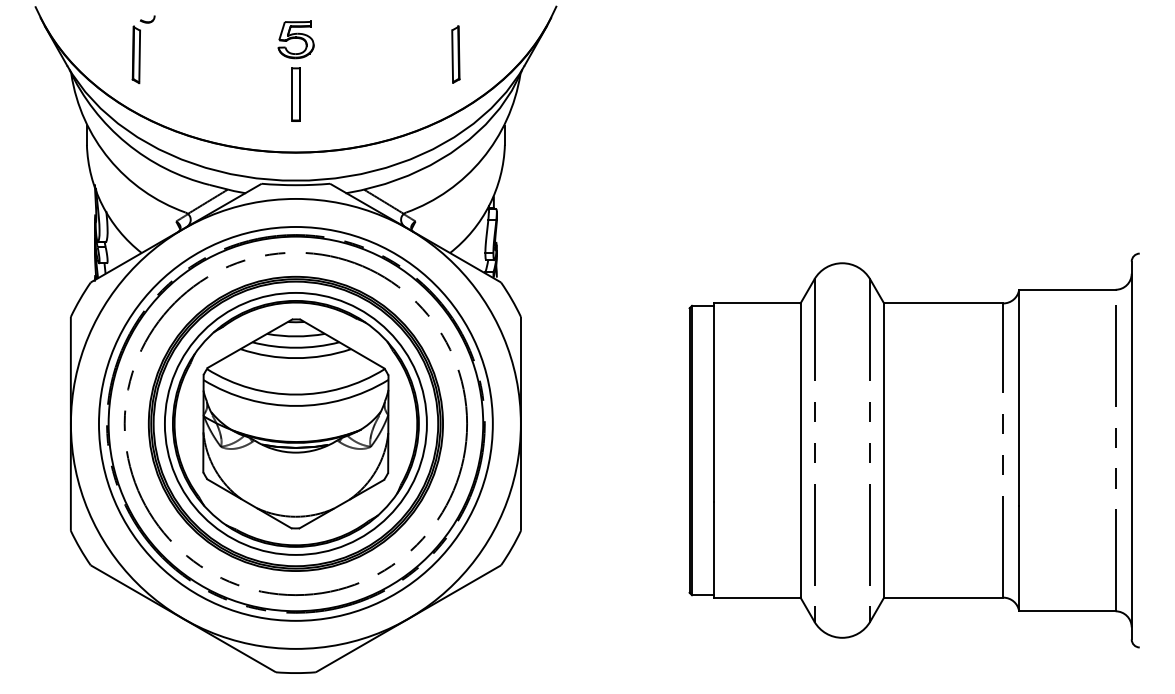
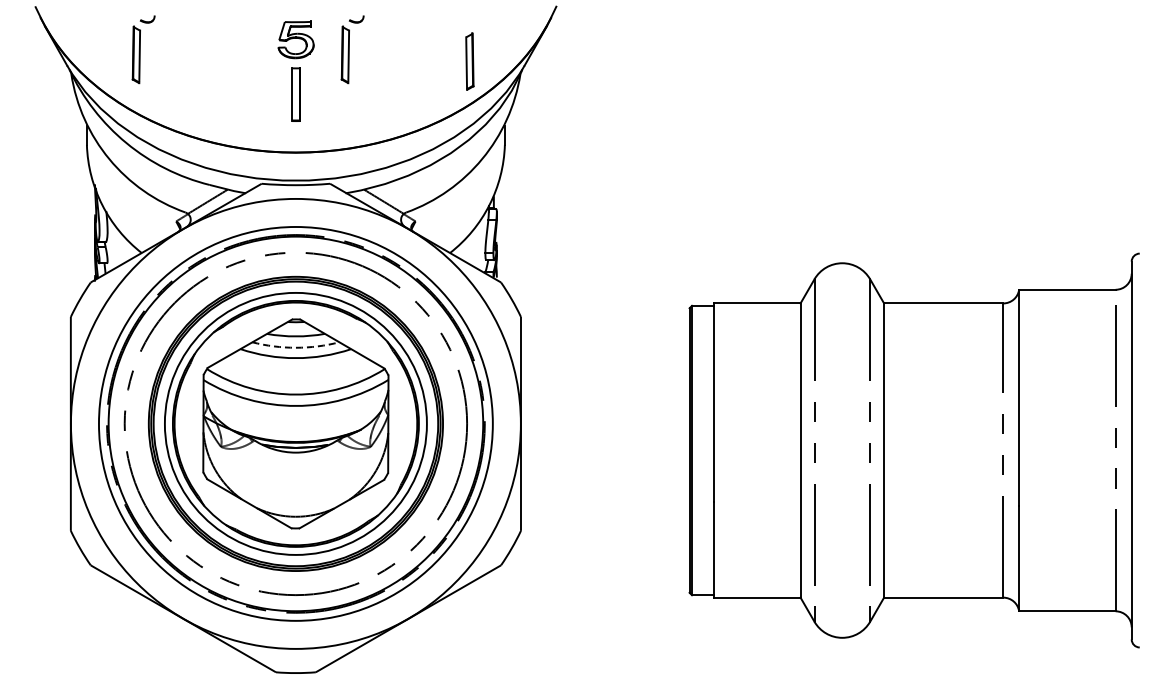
part: none -> present (352, 49)
part position: (455, 54) -> (469, 61) (469, 61)
arc: solid -> dashed (295, 347)
